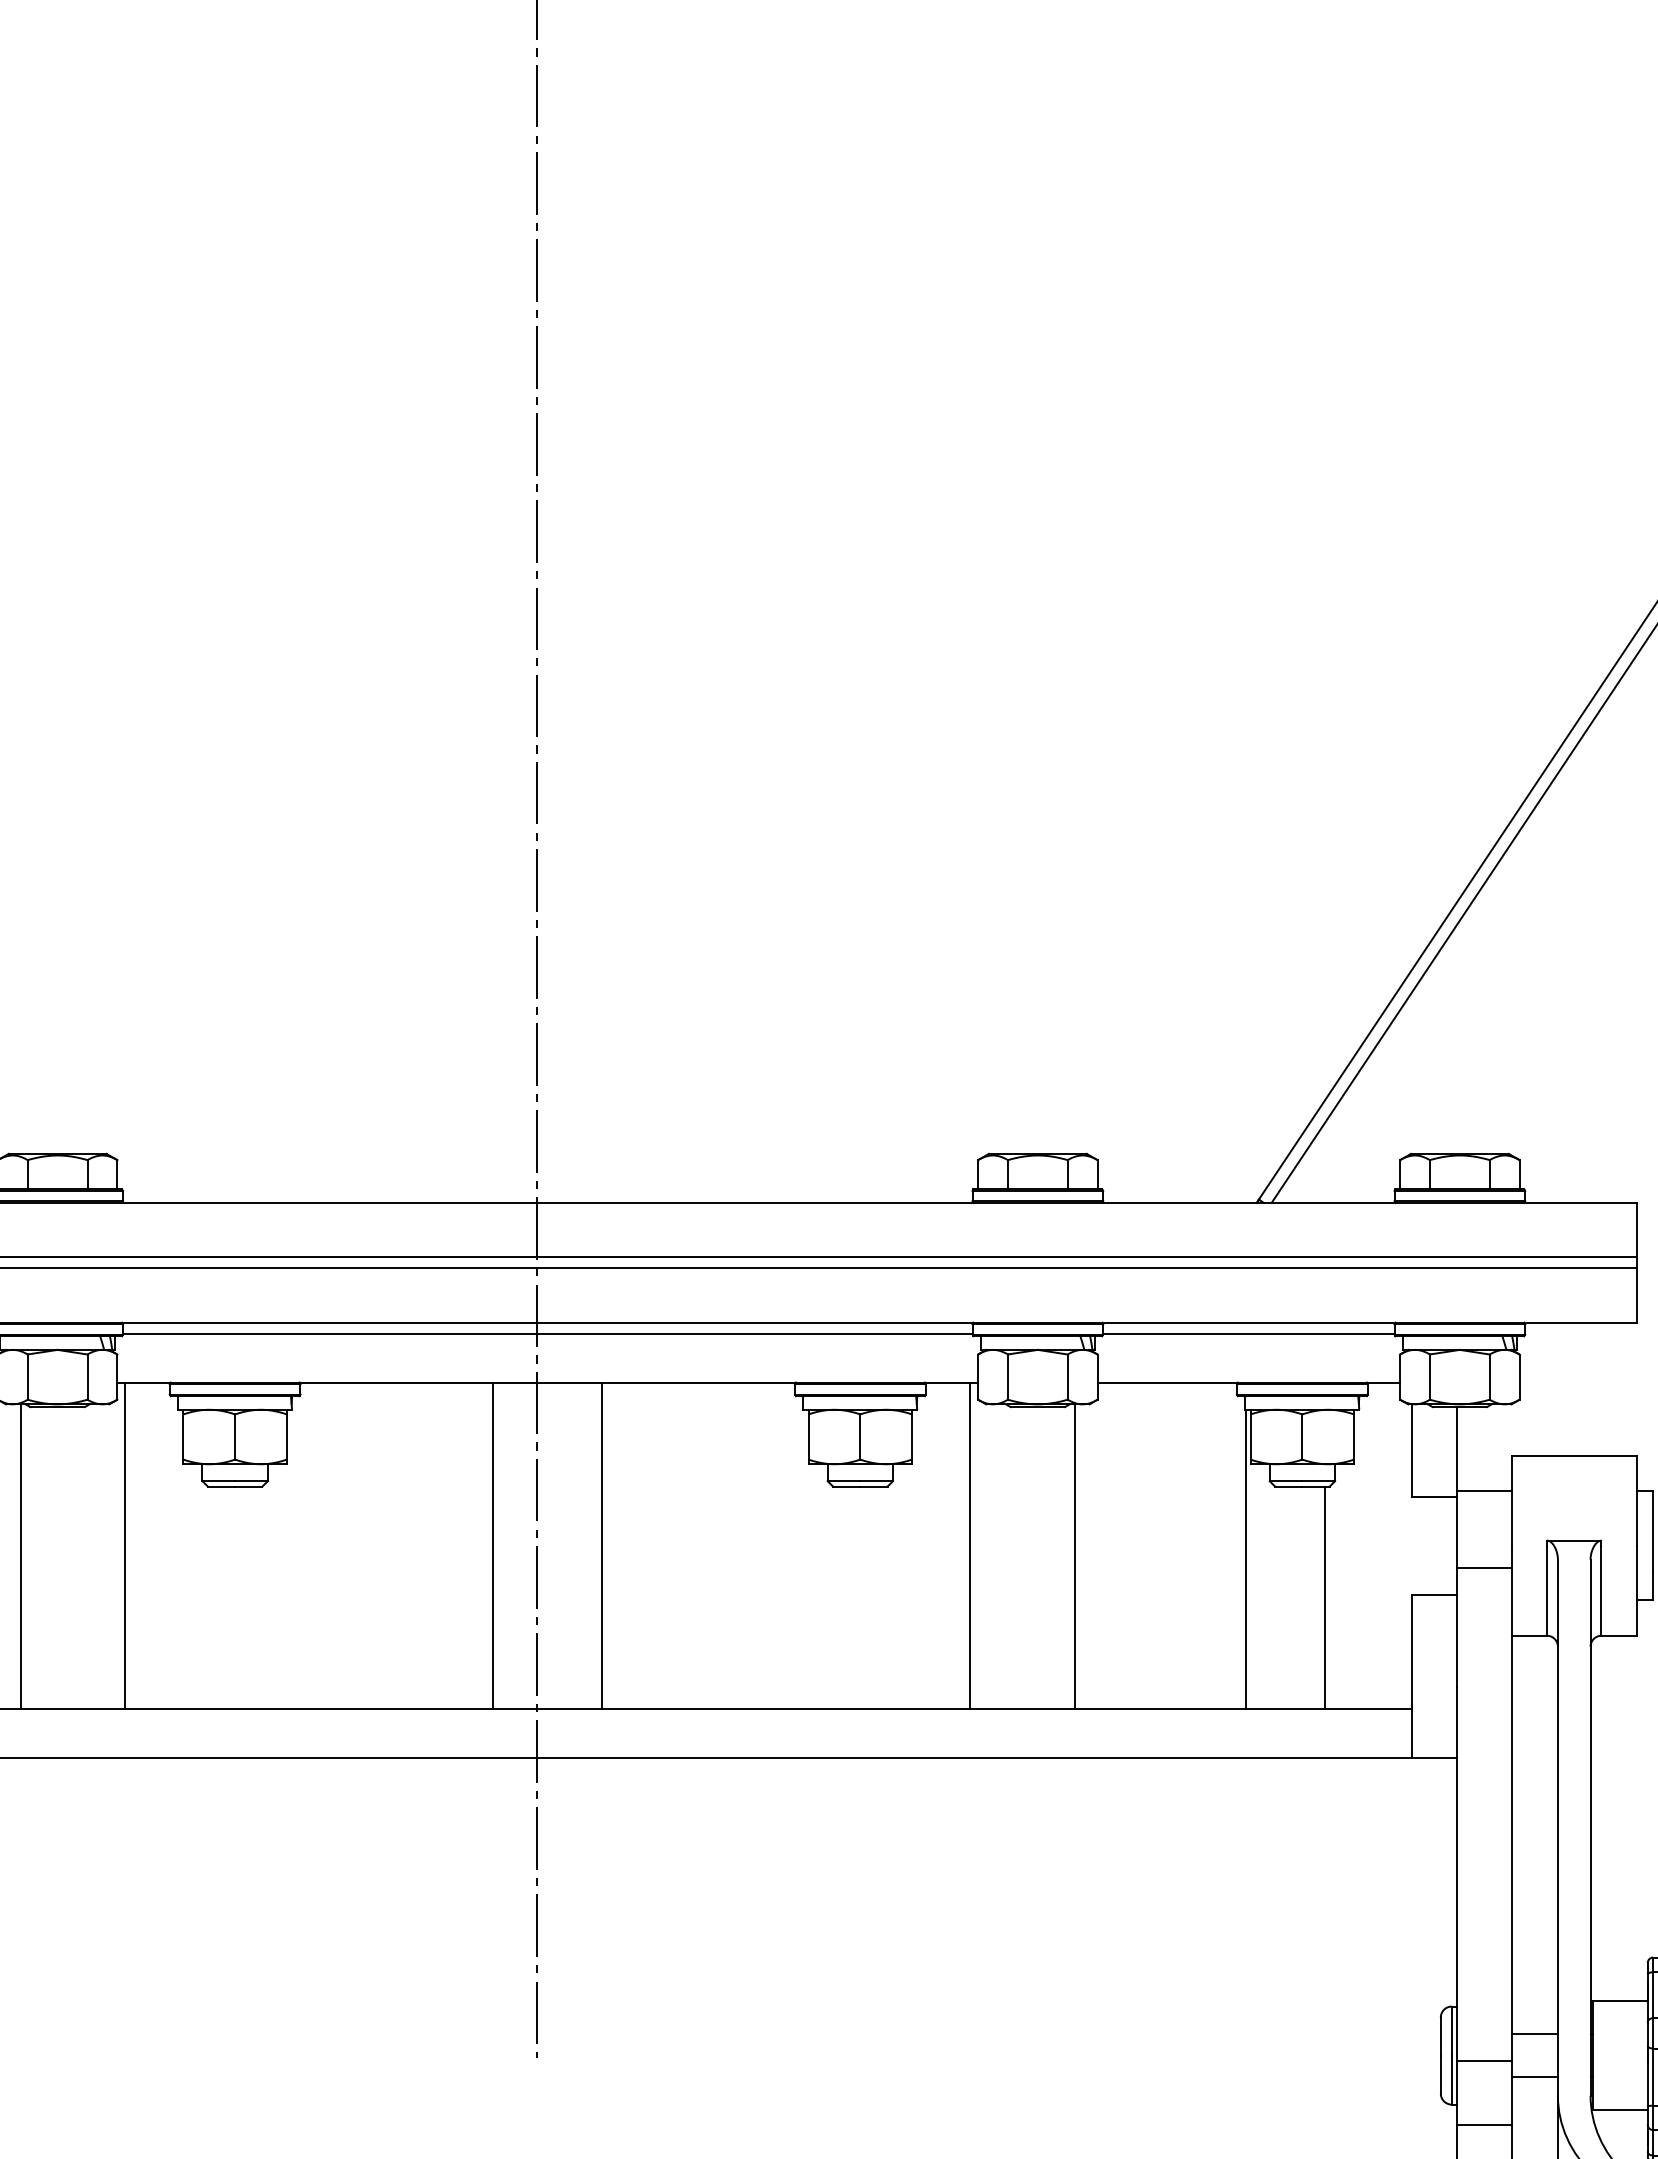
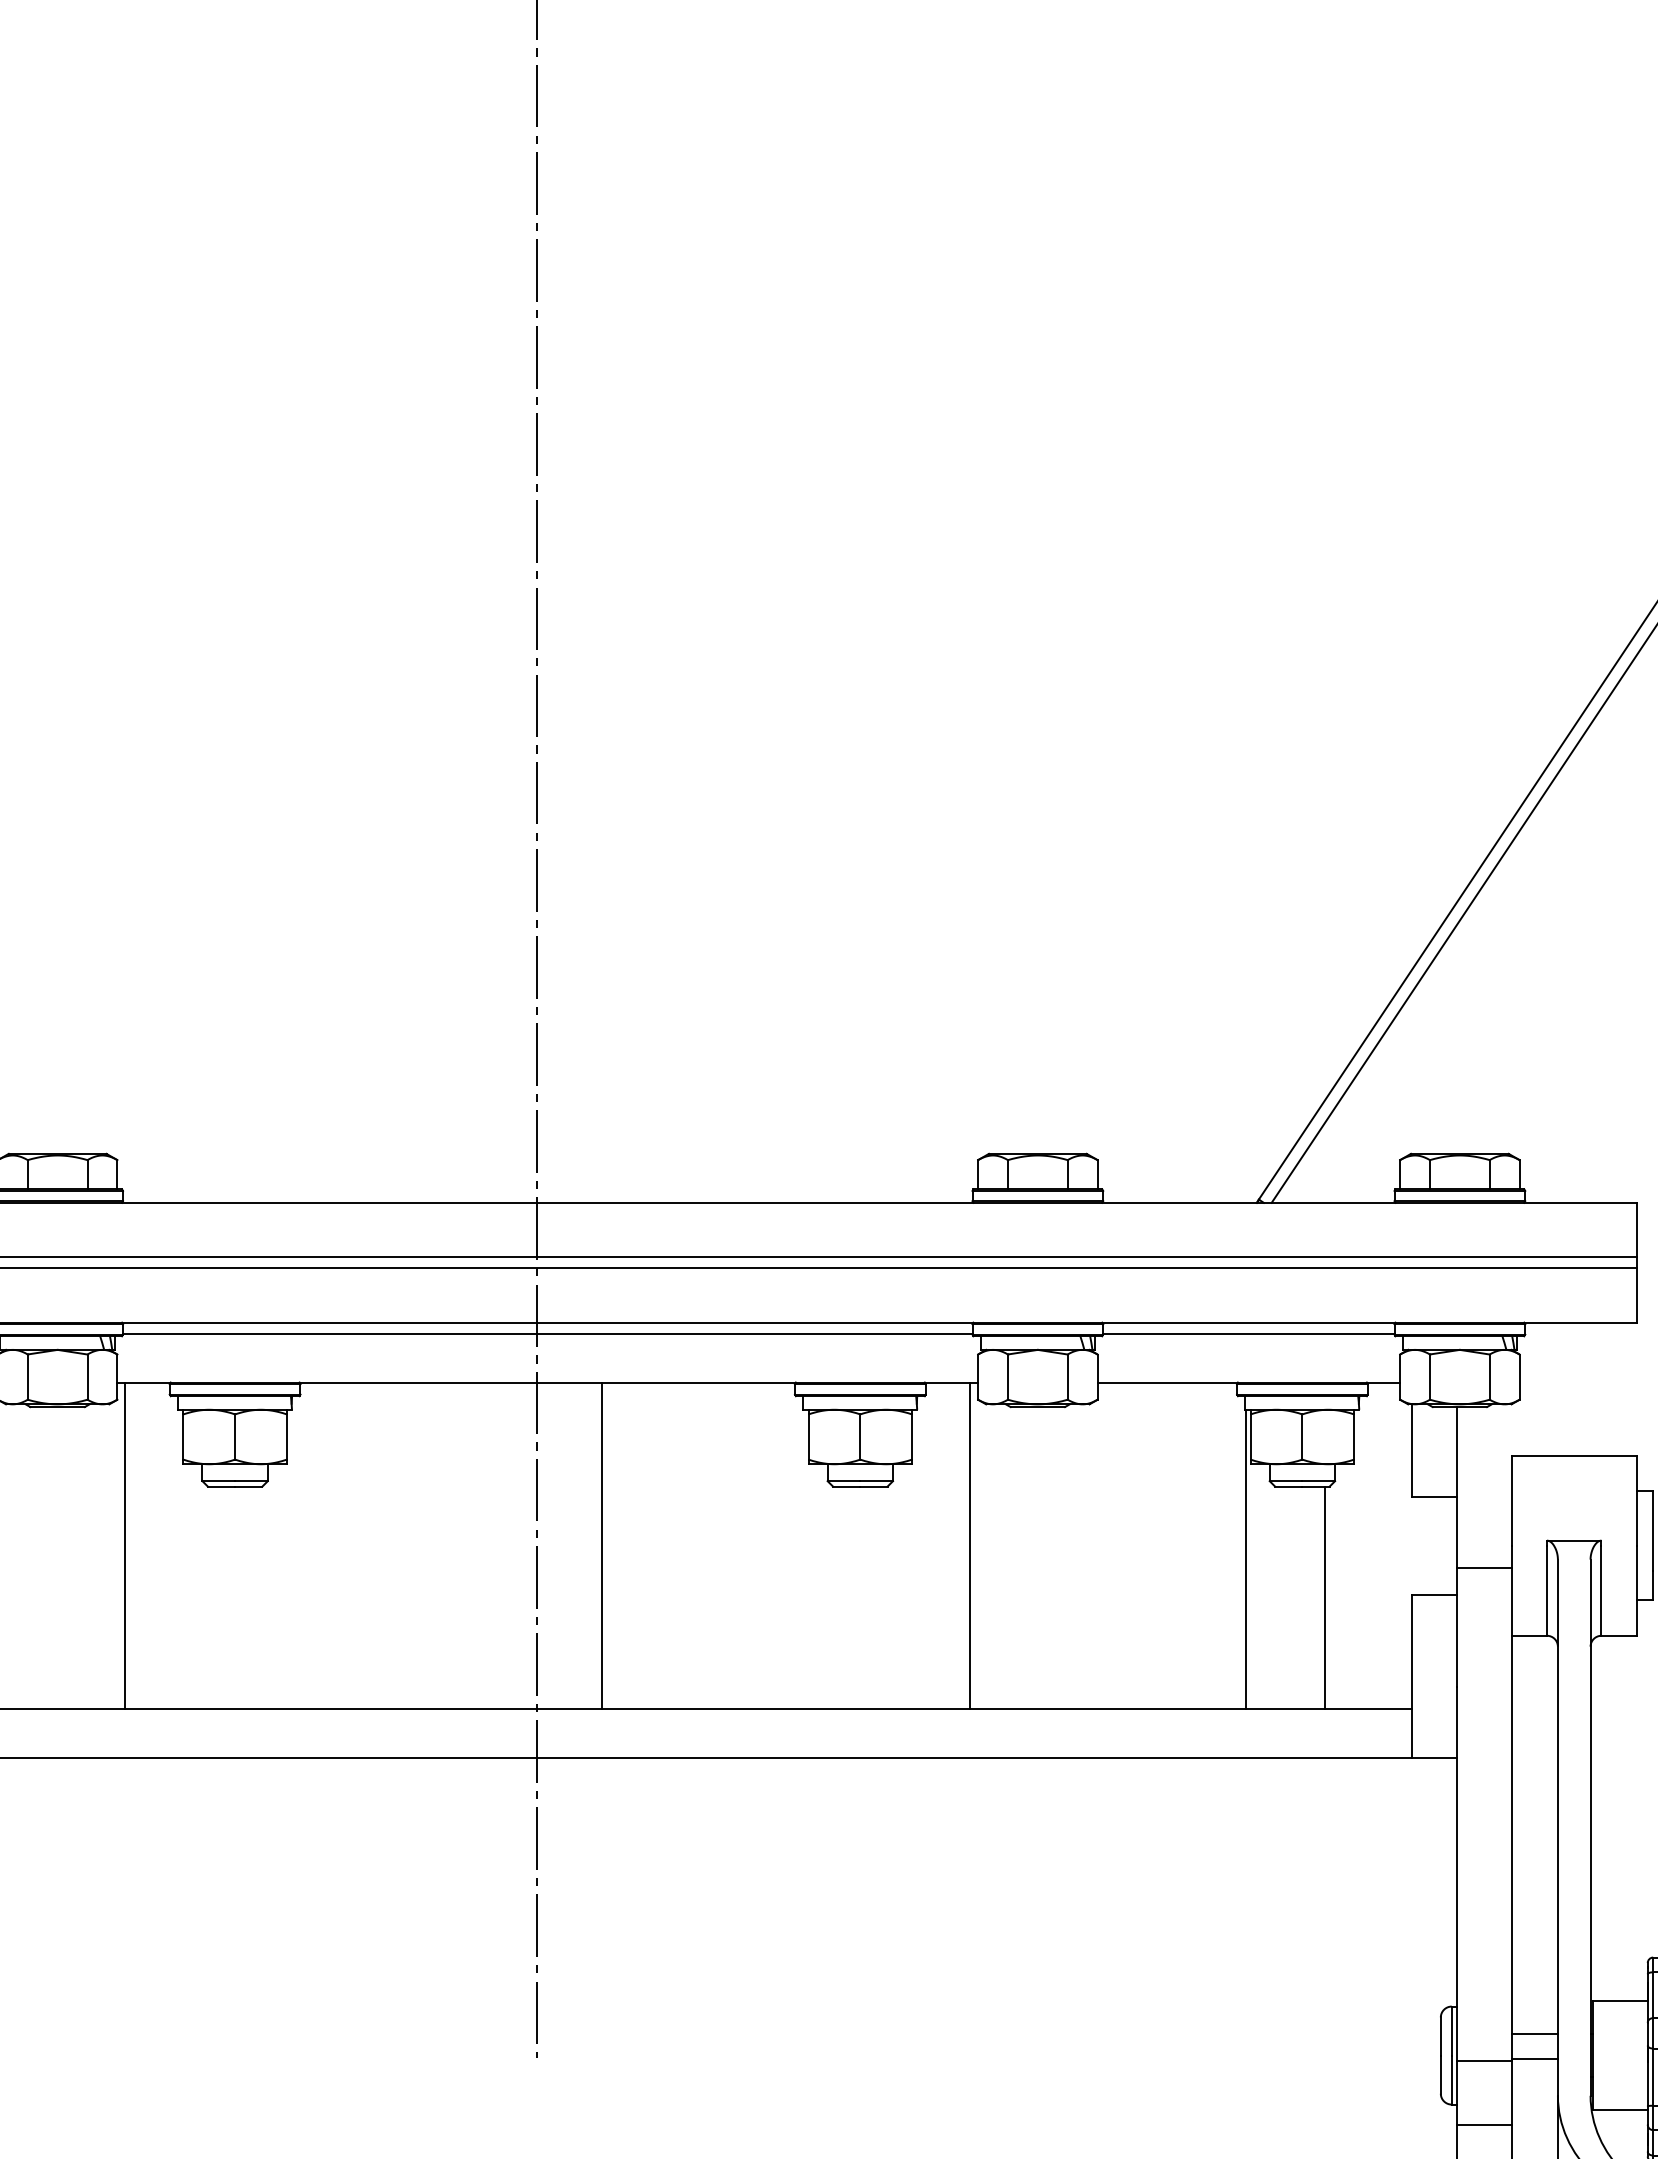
line: present -> none (1484, 1491)
line: present -> none (493, 1545)
line: present -> none (20, 1556)
line: present -> none (1074, 1556)
line position: (1534, 2077) -> (1534, 2059) (1534, 2059)
